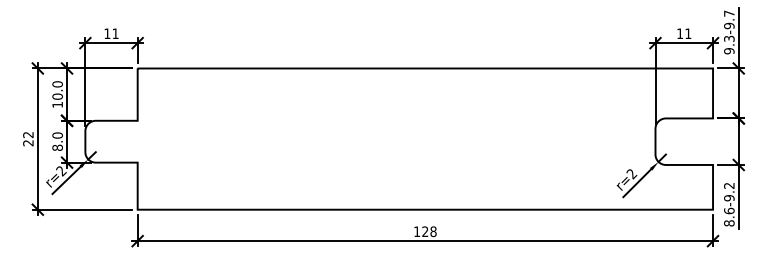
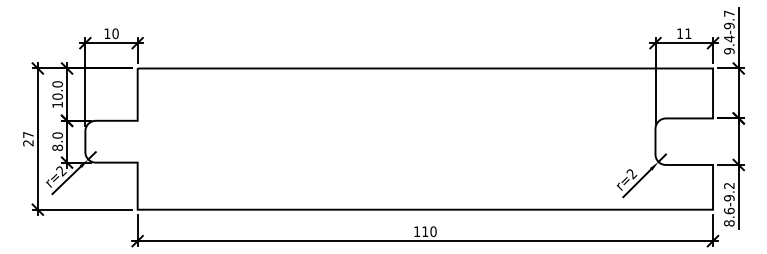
text: 11 -> 10 (115, 33)
text: 9.3-9.7 -> 9.4-9.7 (729, 38)
text: 22 -> 27 (28, 135)
text: 128 -> 110 (429, 231)
